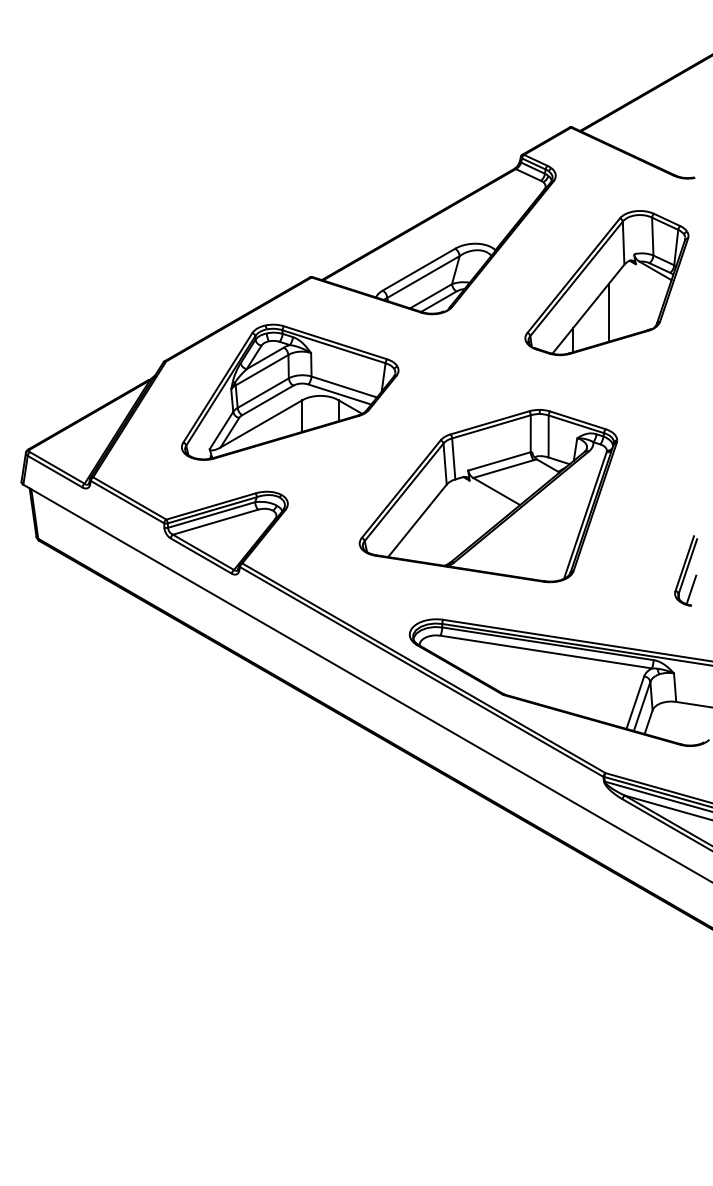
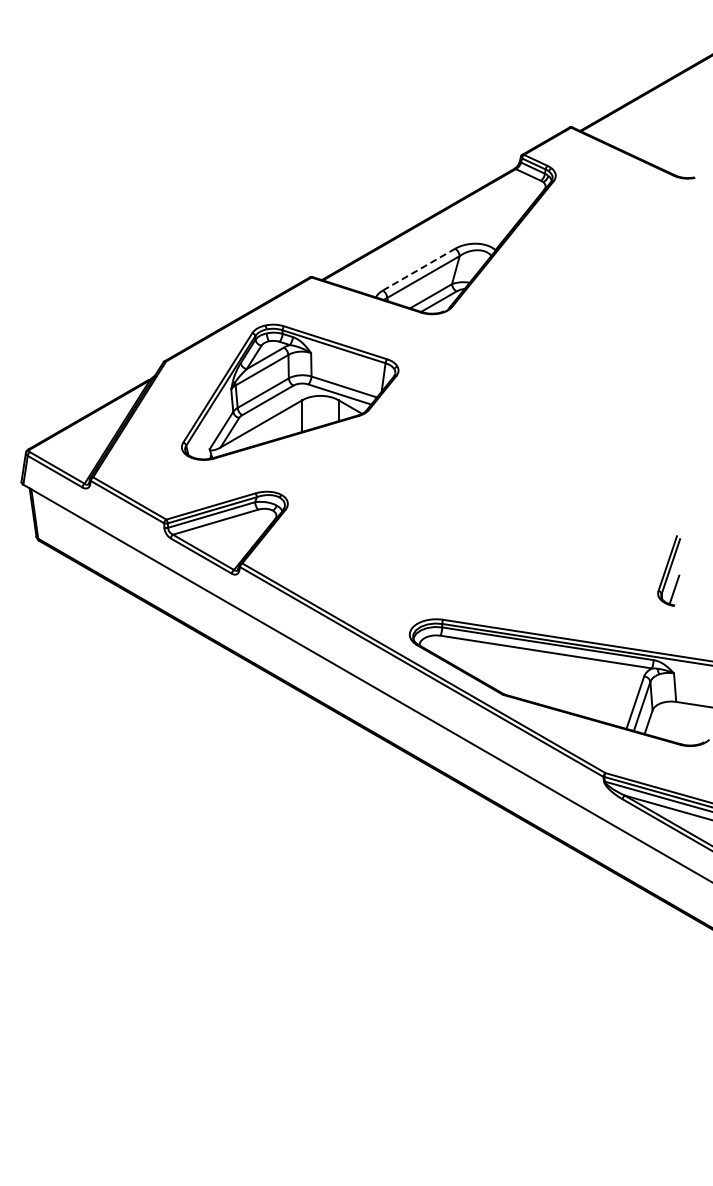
line: solid -> dashed (419, 269)
part: present -> none (606, 283)
part: present -> none (488, 496)
part position: (686, 570) -> (669, 570) (669, 570)
